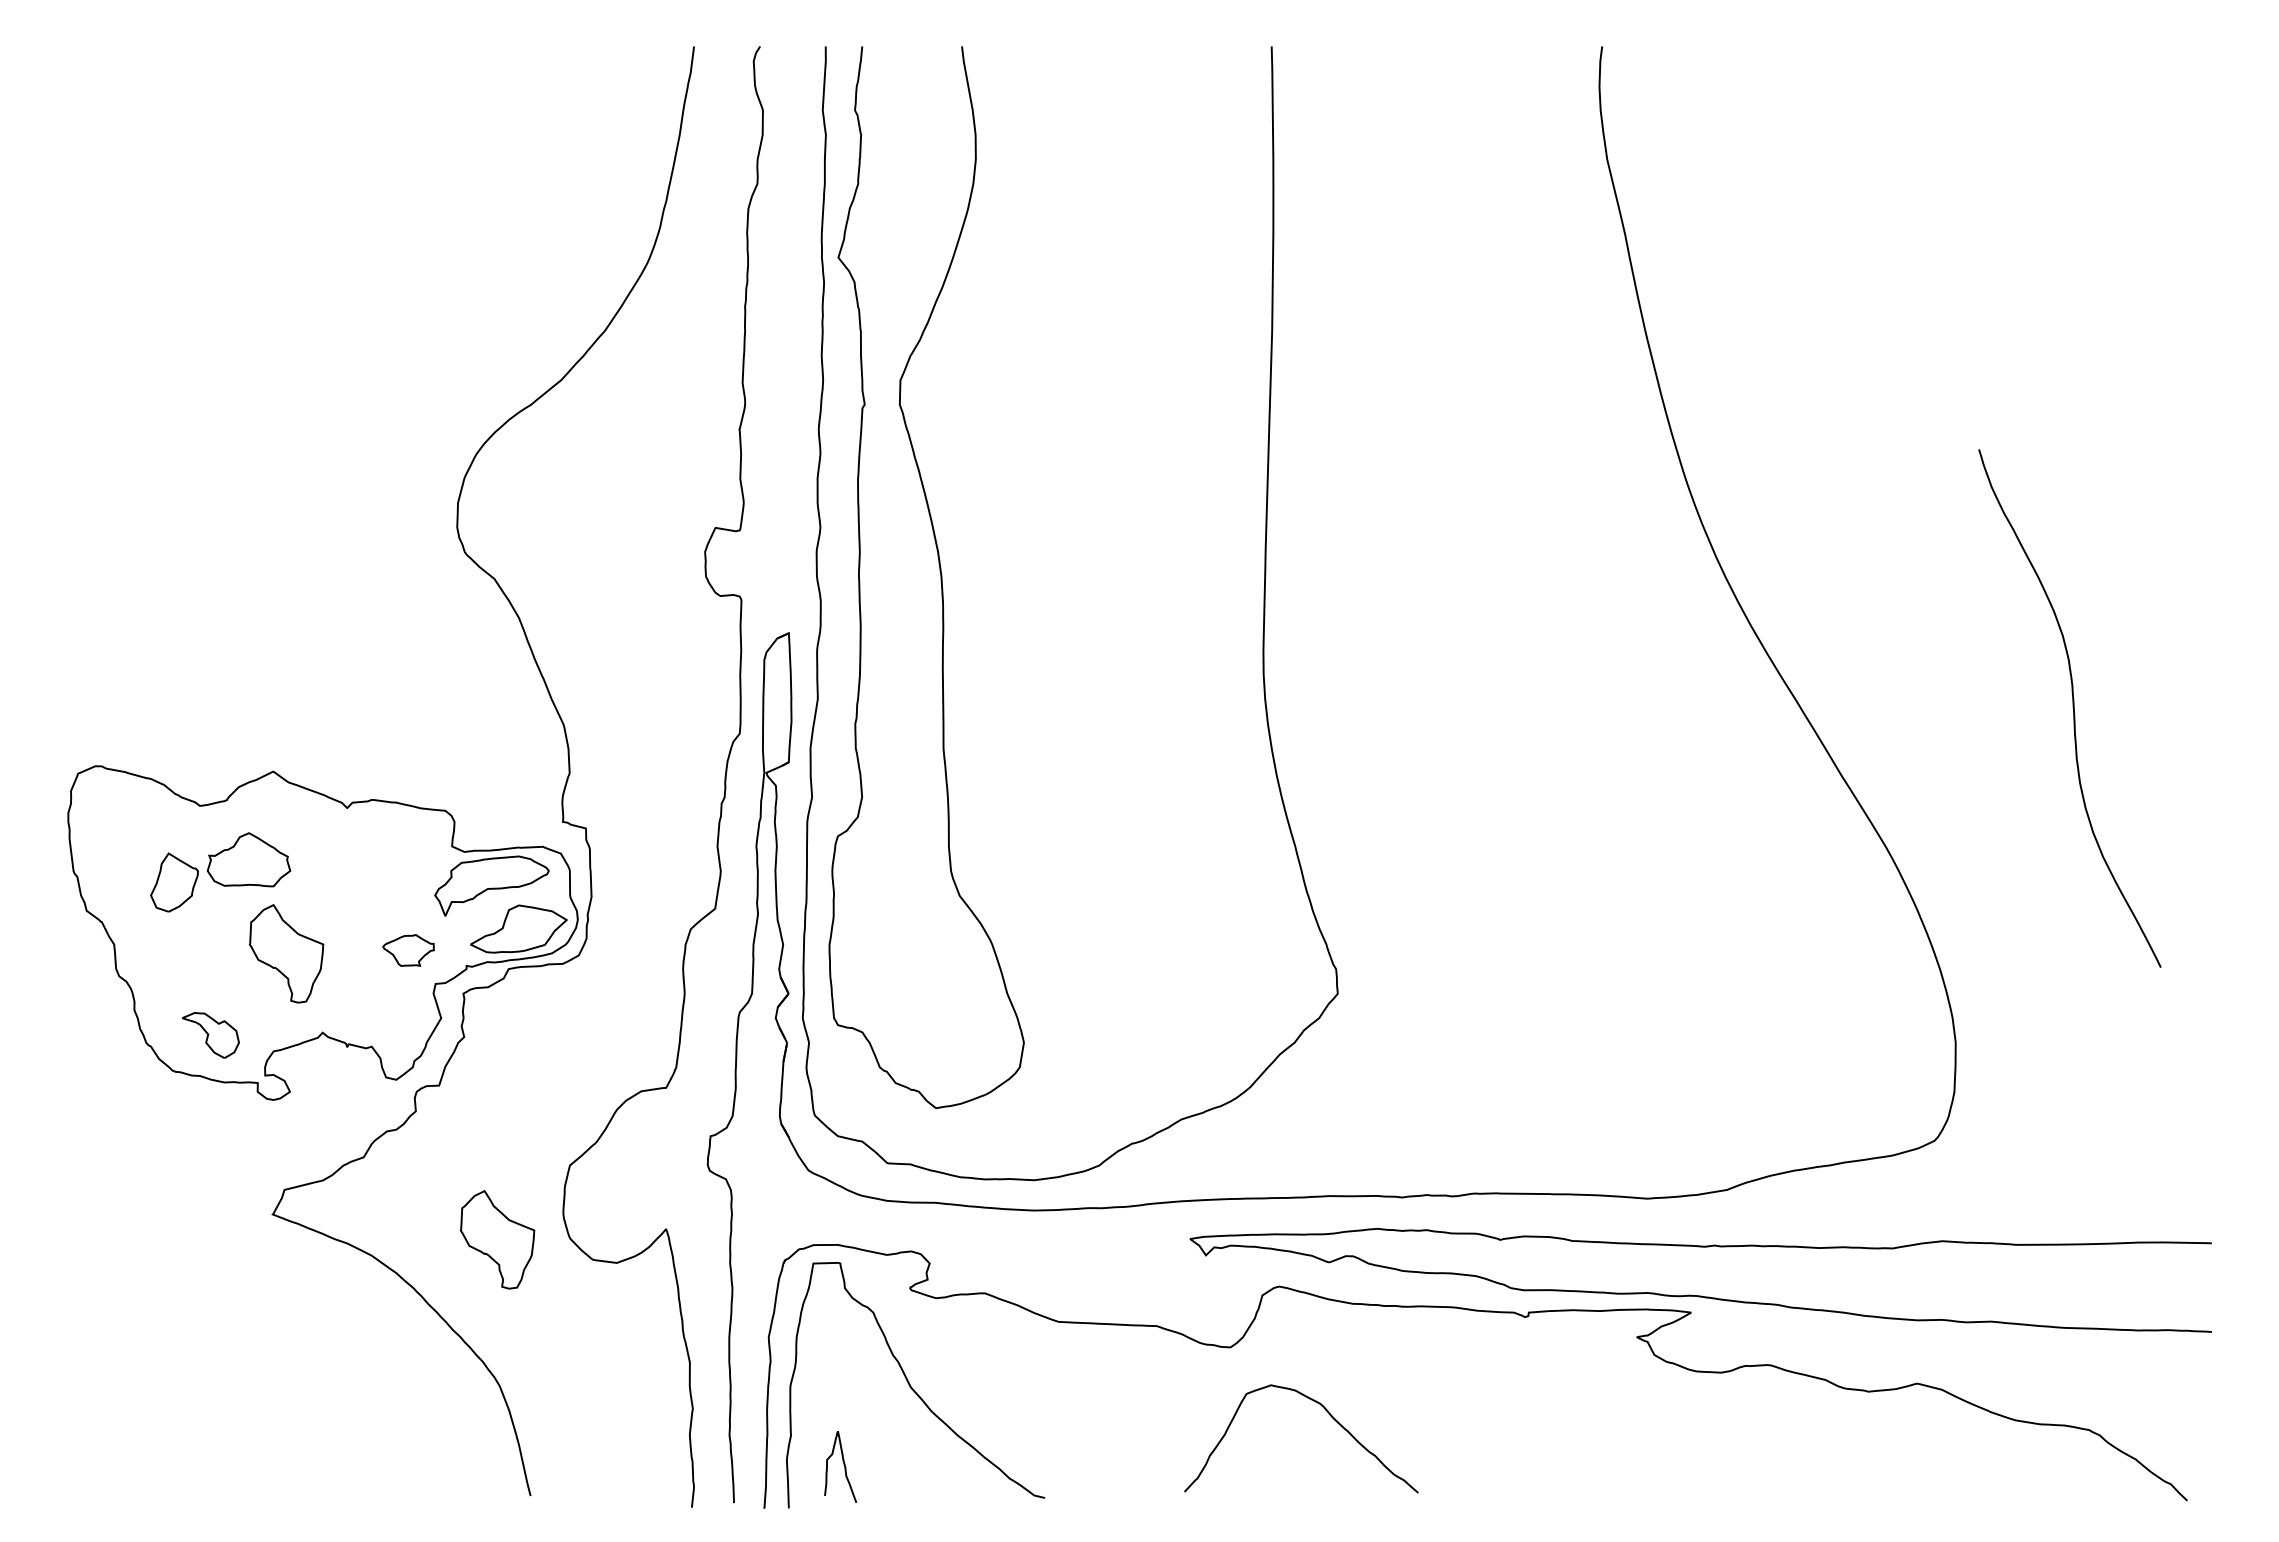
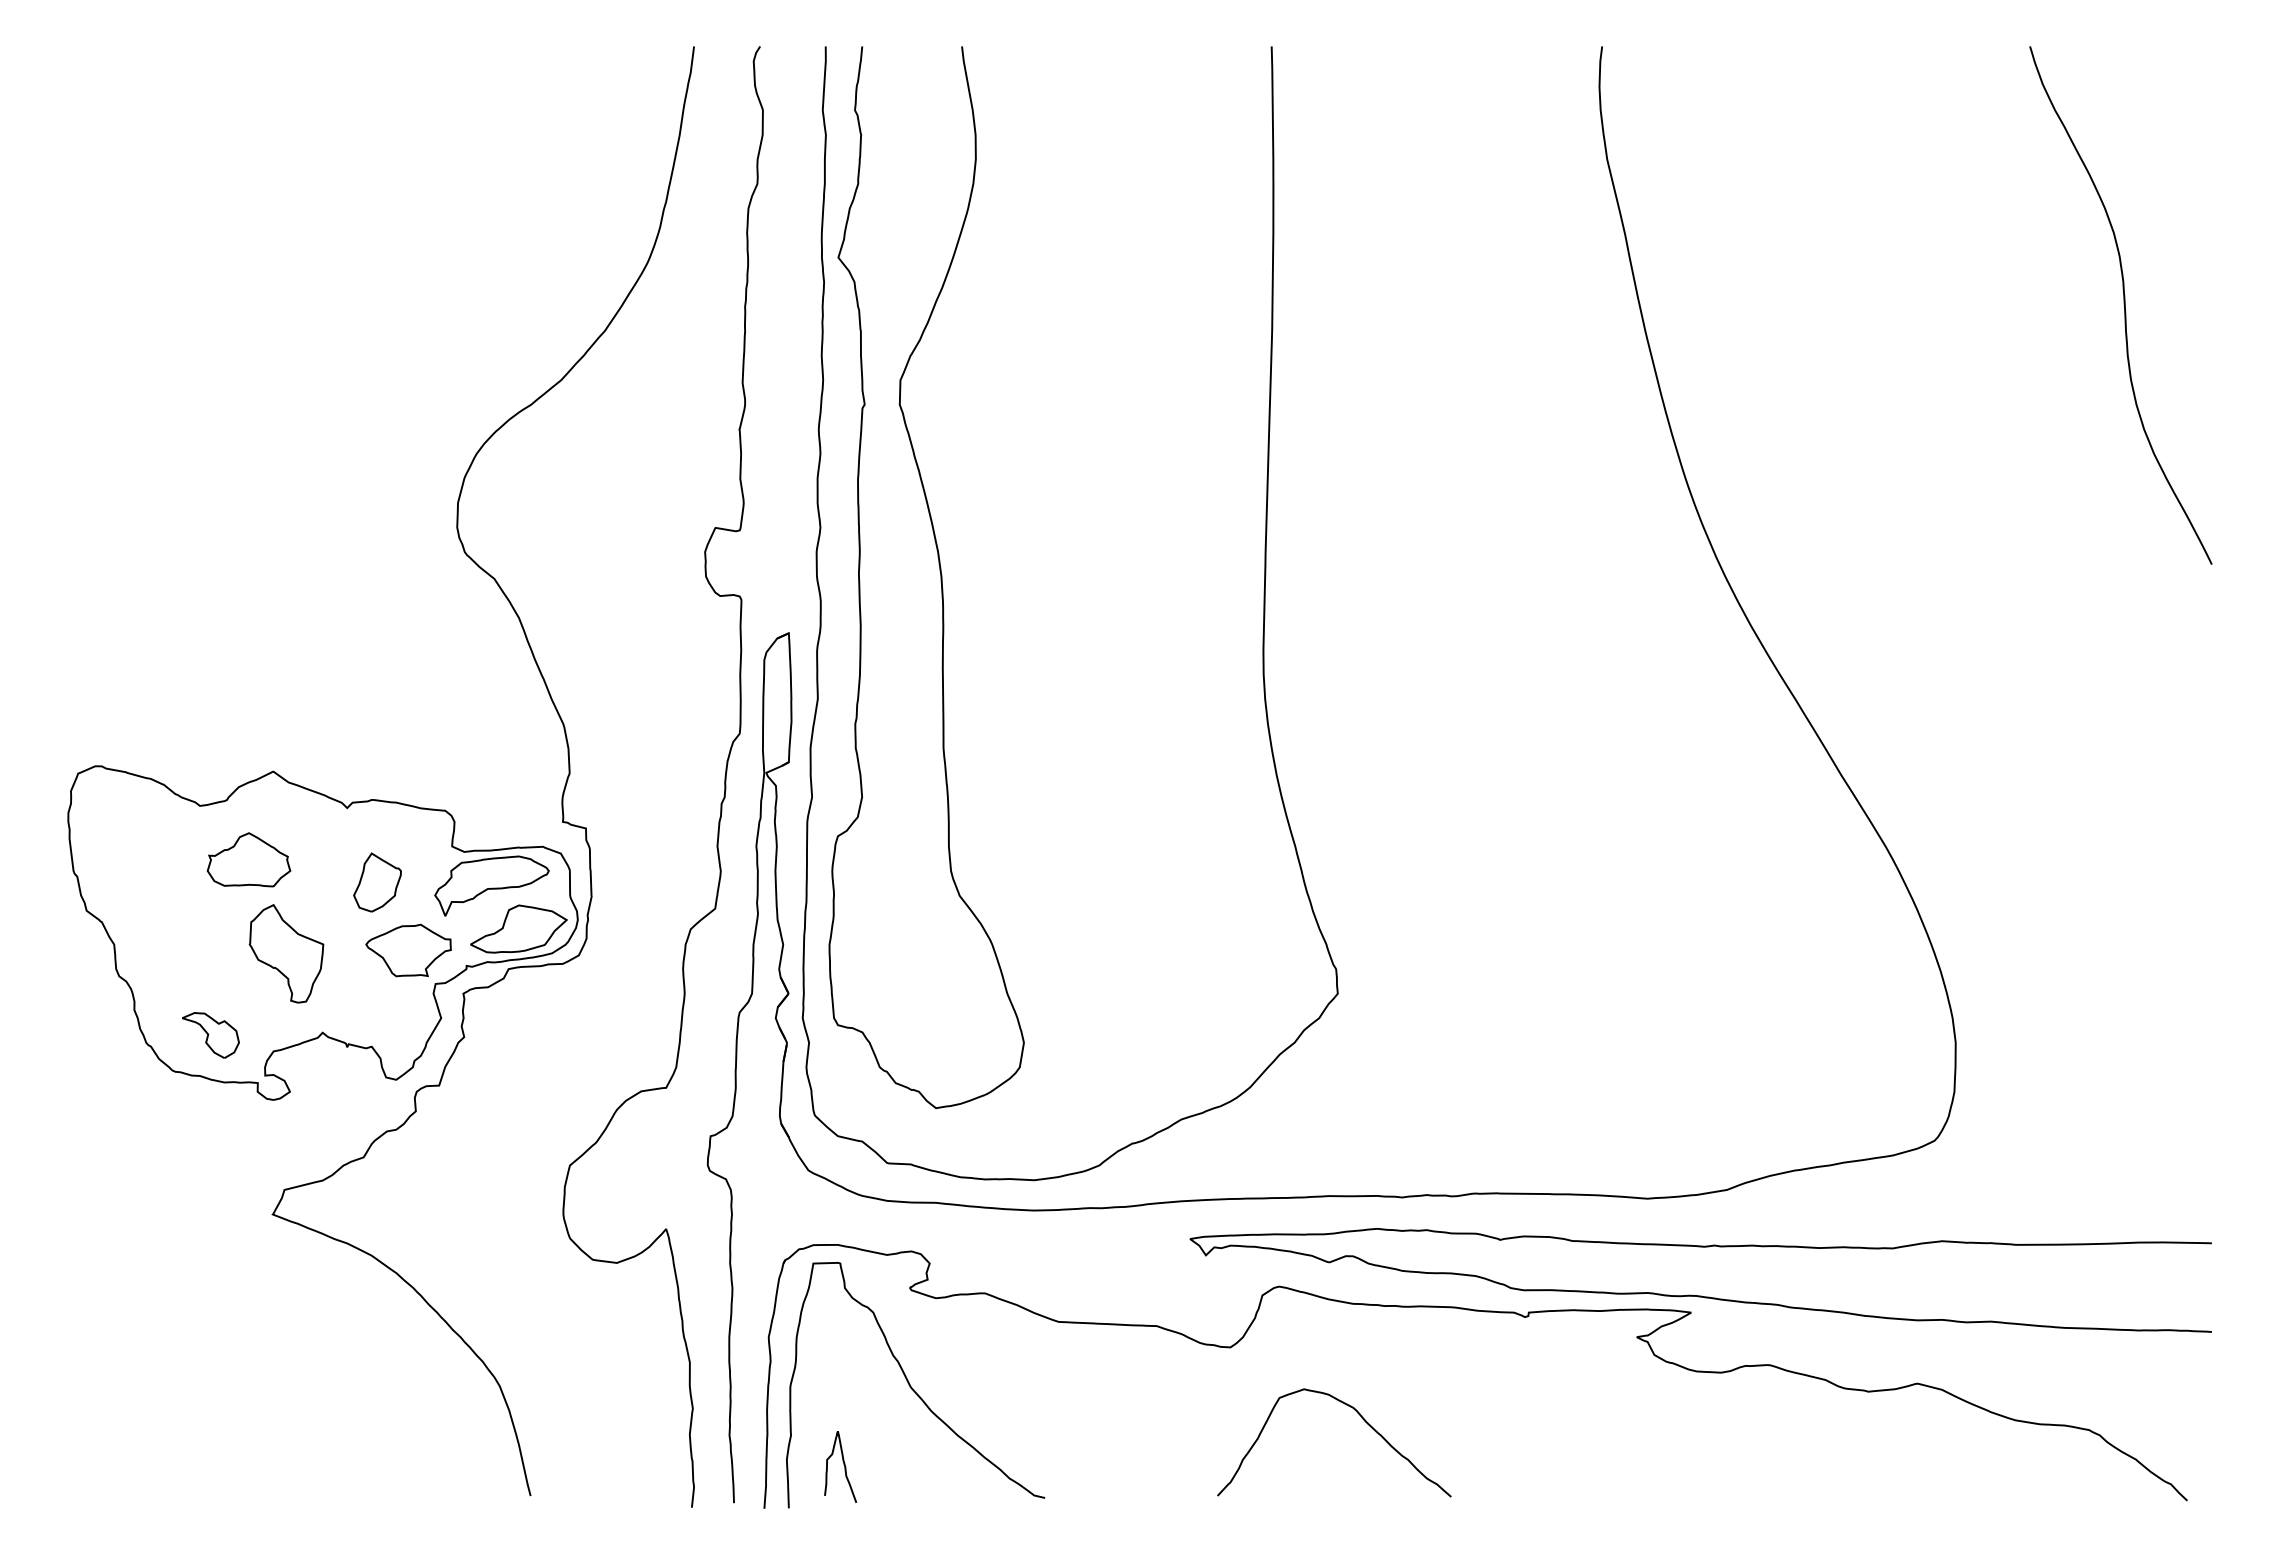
curve position: (2072, 707) -> (2123, 304) (2123, 304)
part position: (174, 882) -> (377, 882) (377, 882)
part size: 53x33 px -> 87x55 px (408, 950)
part: present -> none (497, 1239)
curve position: (1329, 1415) -> (1362, 1419) (1362, 1419)
